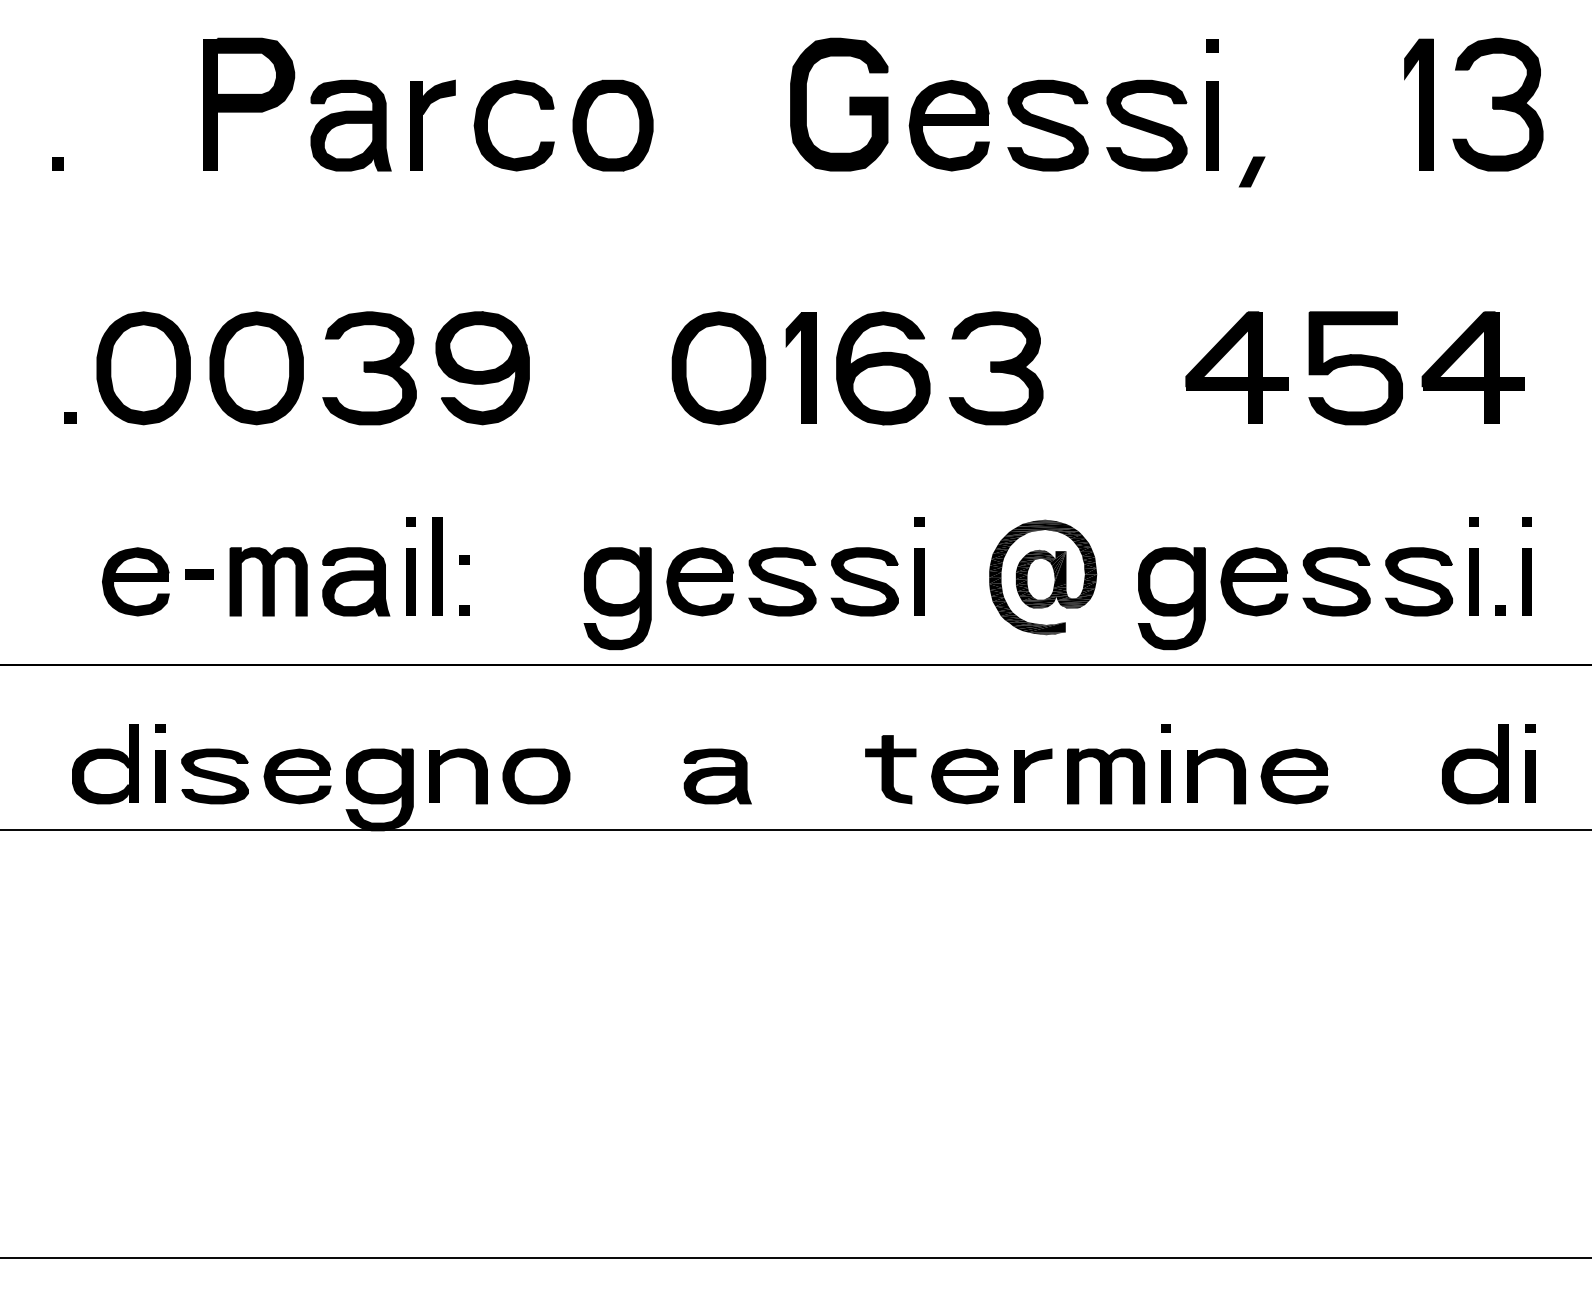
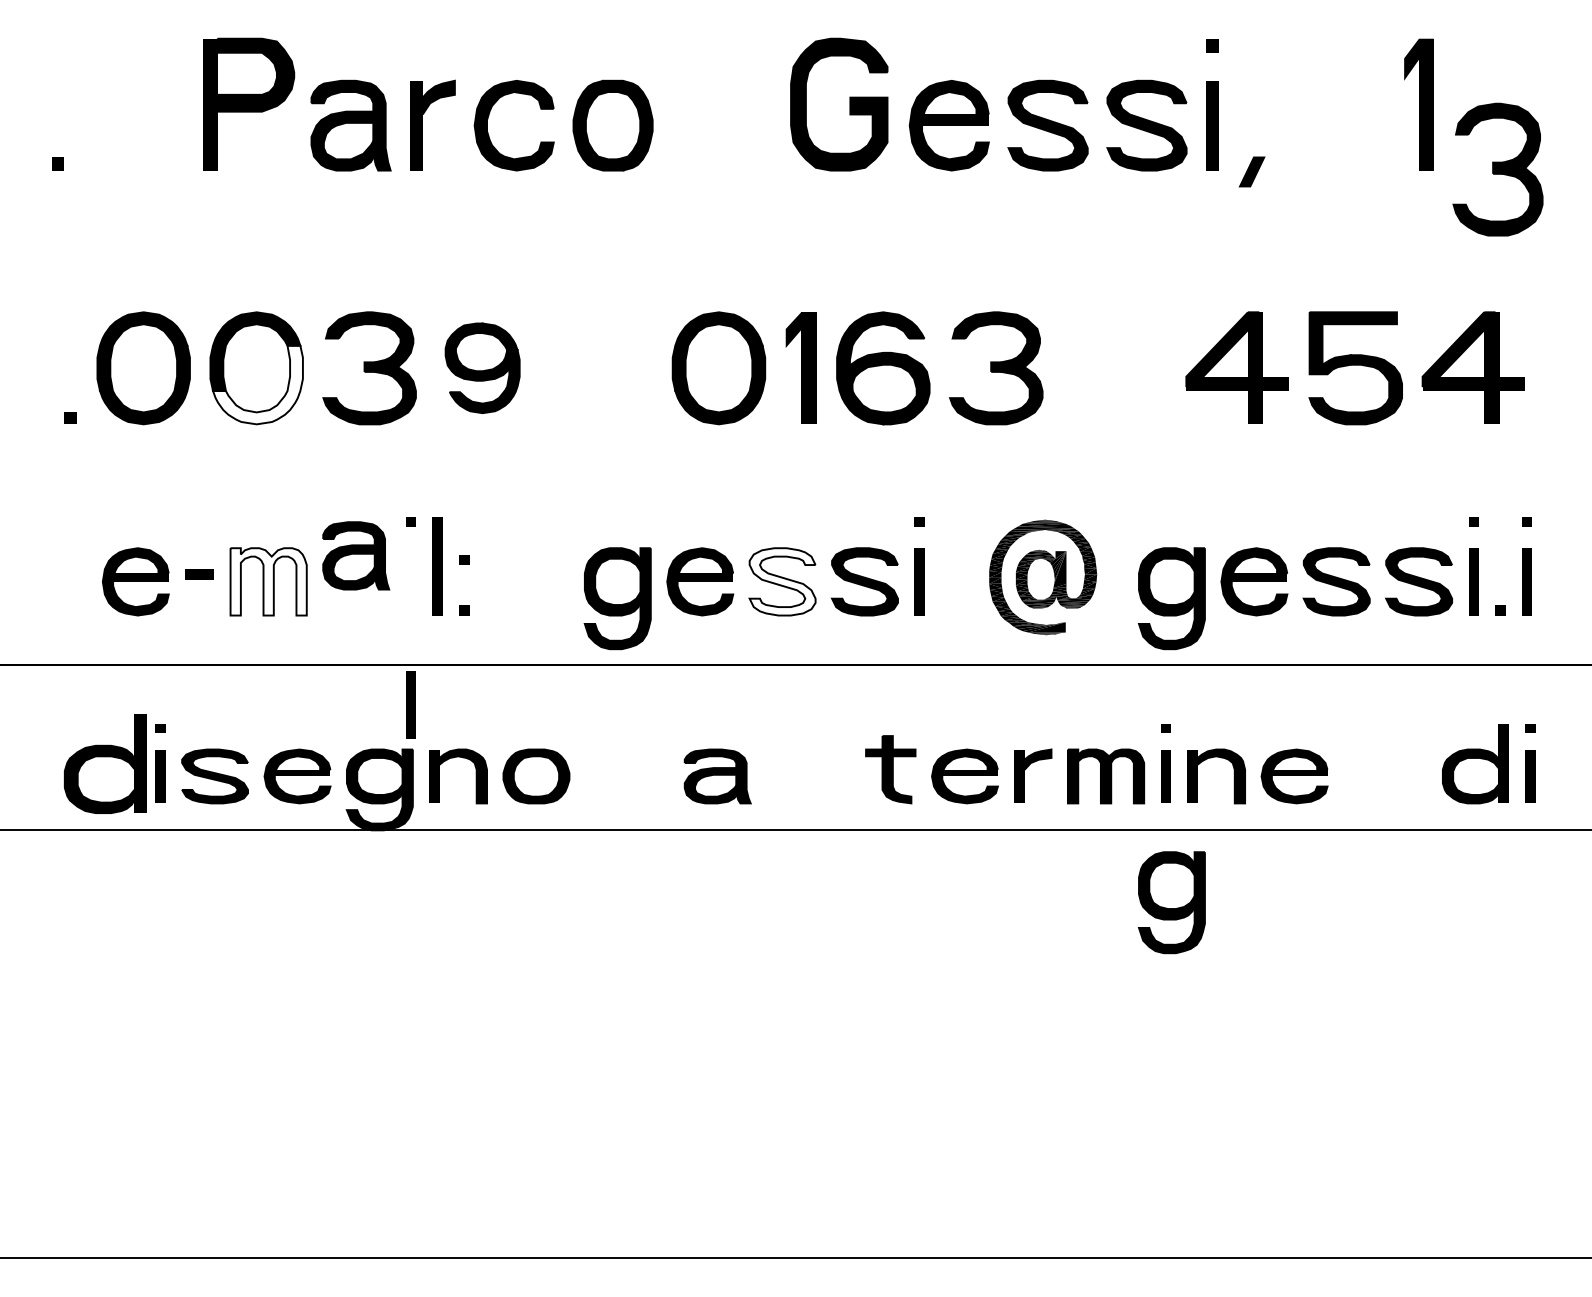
part position: (1497, 104) -> (1497, 169) (1497, 169)
part size: 95x115 px -> 77x92 px (482, 367)
fill: present -> none (257, 384)
fill: present -> none (268, 581)
part position: (356, 581) -> (356, 555) (356, 555)
part position: (410, 581) -> (410, 704) (410, 704)
fill: present -> none (782, 581)
part size: 67x81 px -> 84x100 px (104, 763)
part: none -> present (1171, 902)
